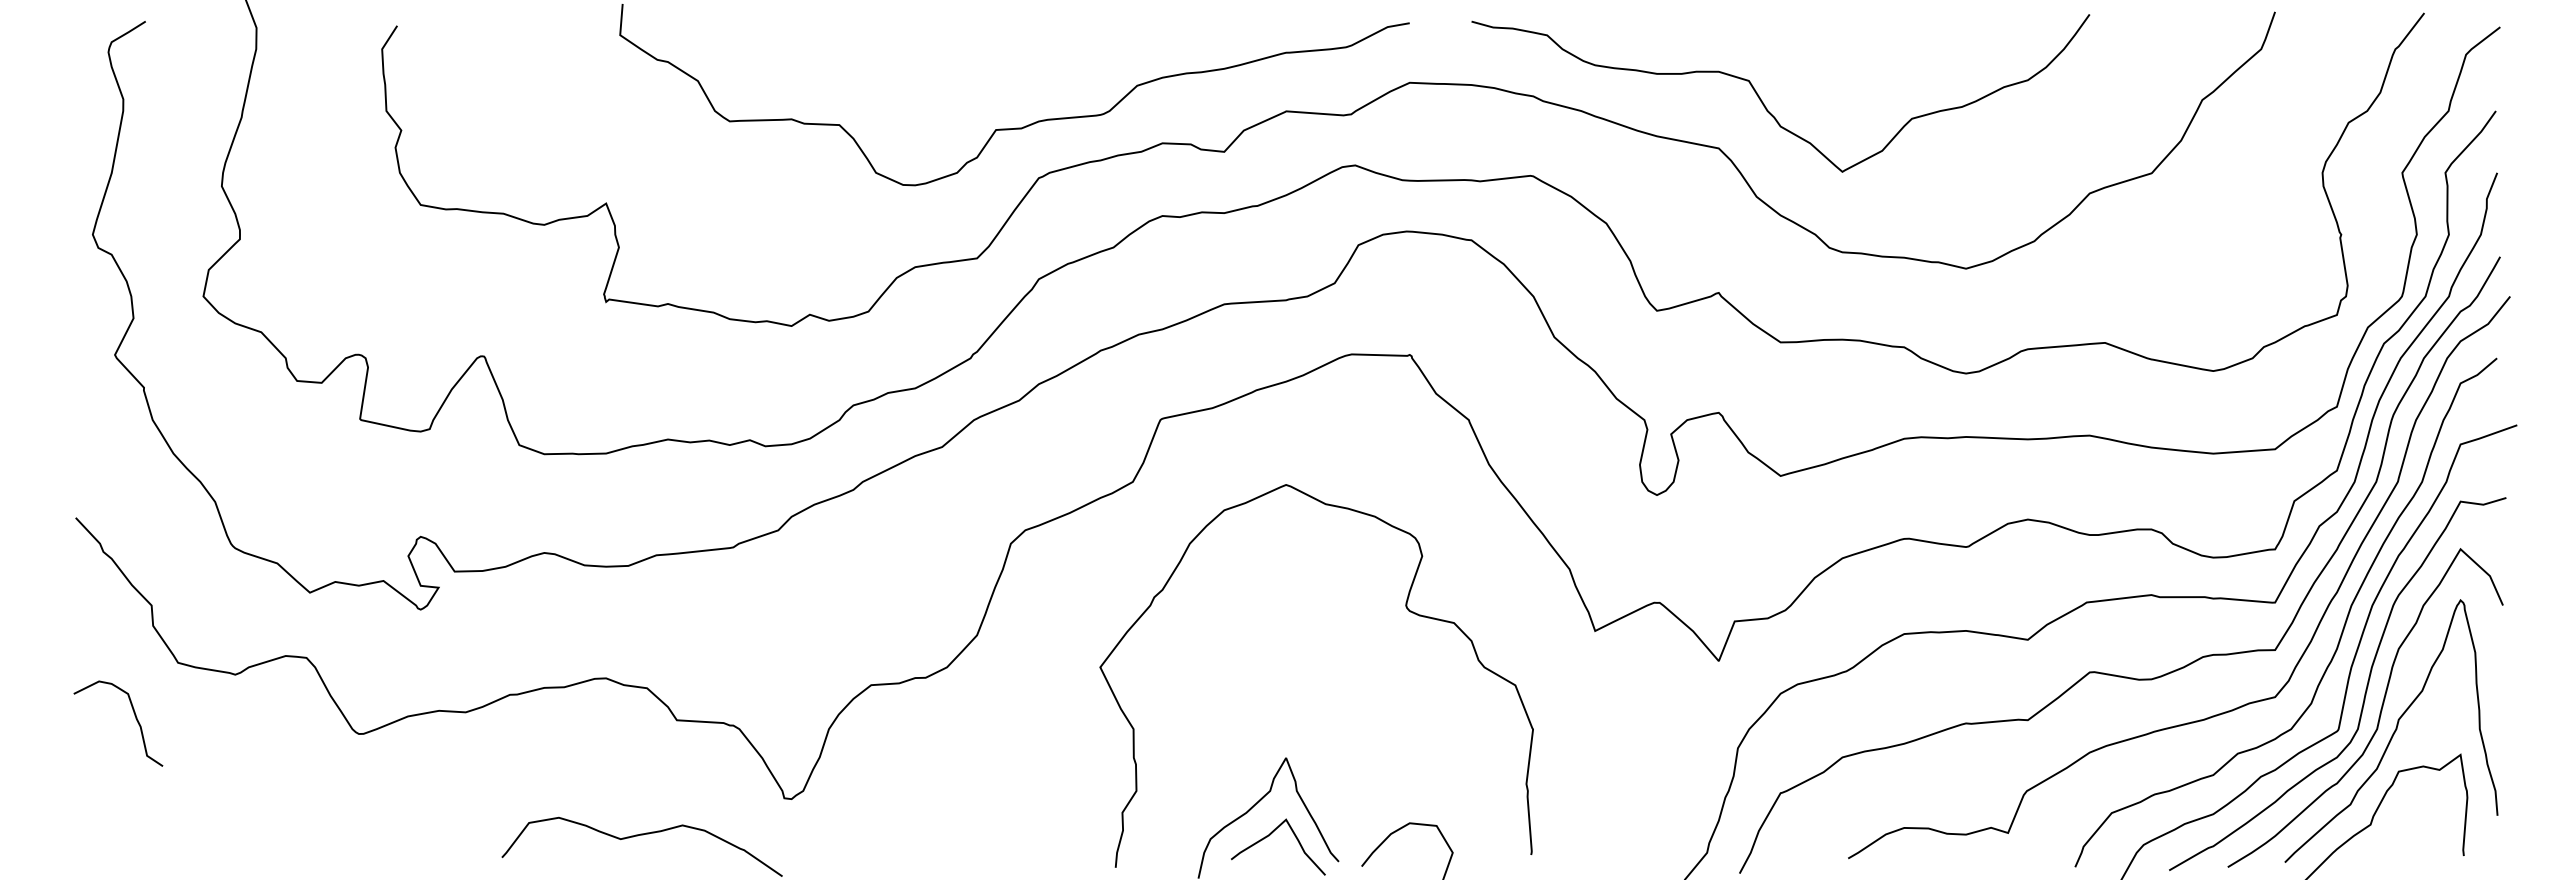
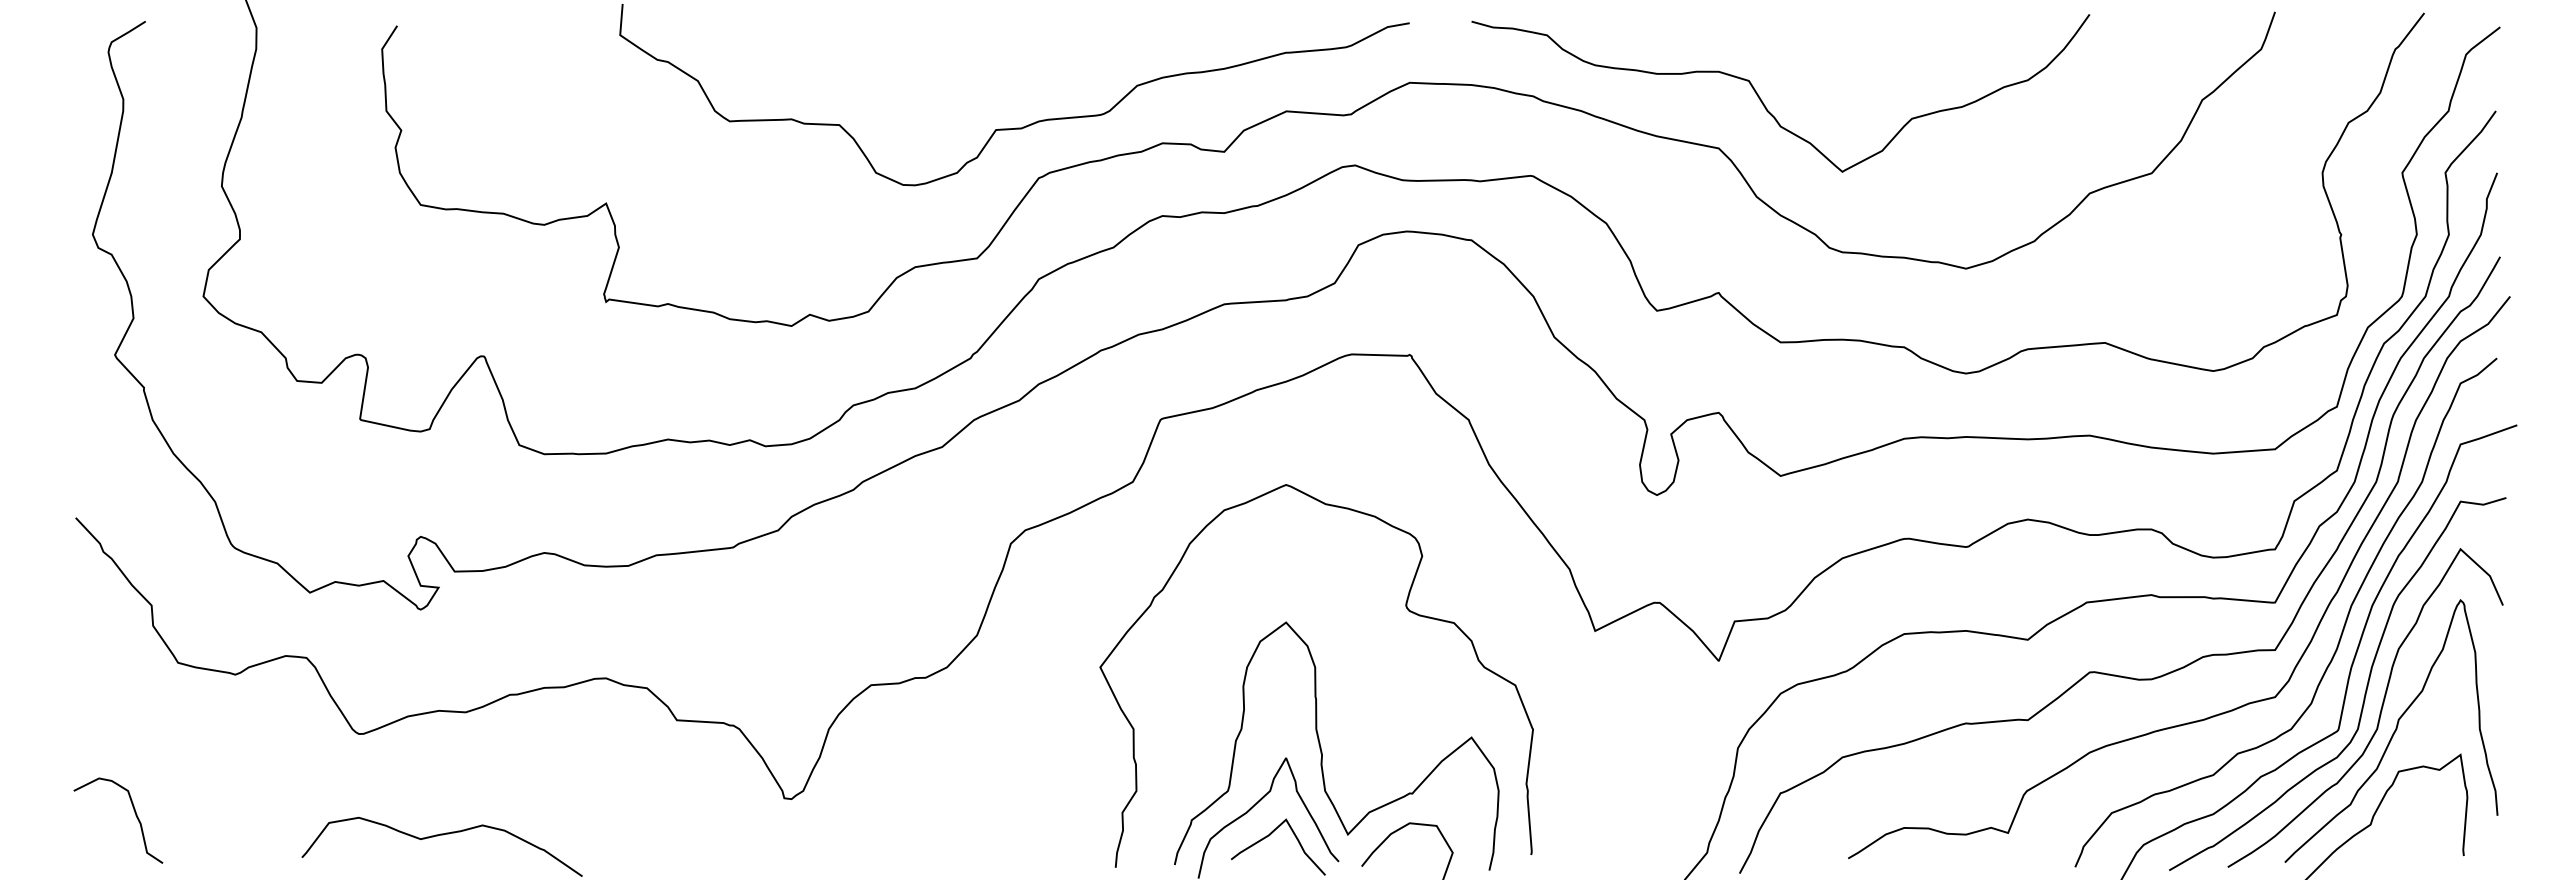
curve position: (135, 718) -> (135, 815) (135, 815)
curve: none -> present (1321, 746)
curve position: (637, 836) -> (437, 836) (437, 836)
